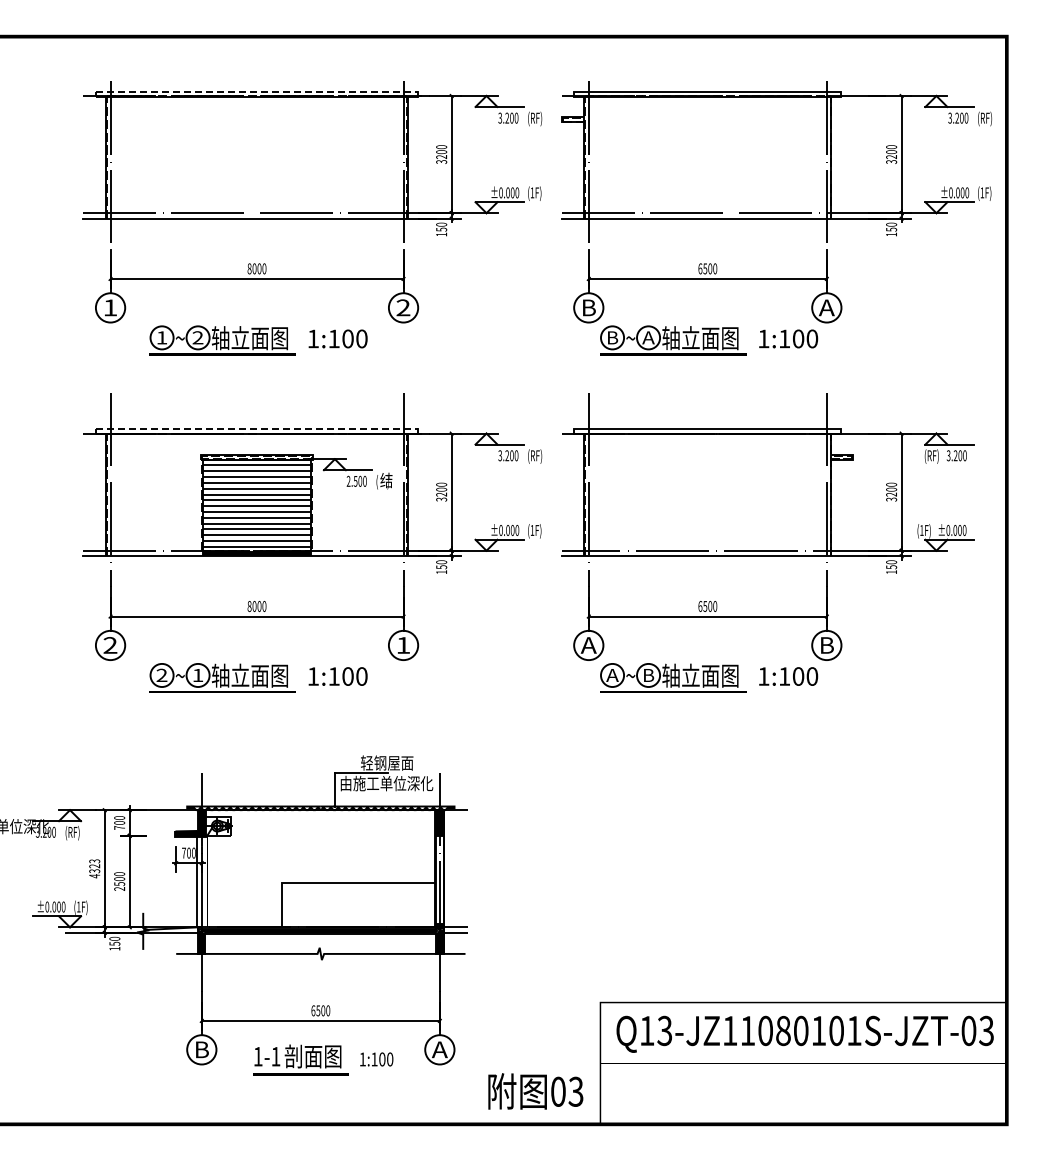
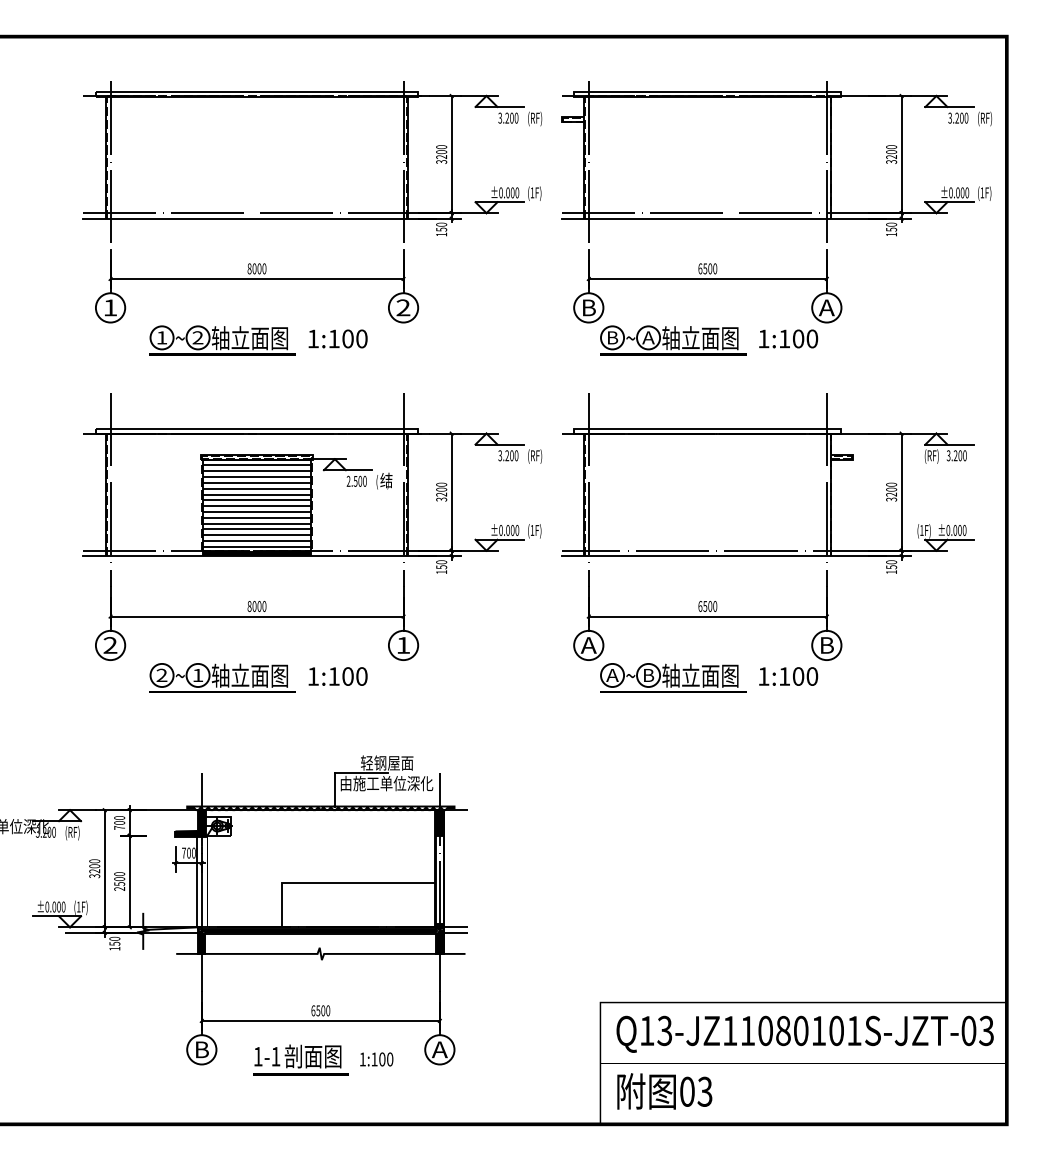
line: dashed -> solid (257, 91)
line: dashed -> solid (257, 429)
text: 4323 -> 3200 (94, 868)
text position: (535, 1091) -> (664, 1091) (664, 1091)
